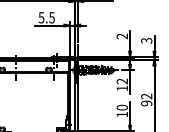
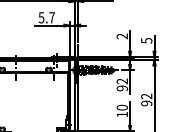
text: 5.5 -> 5.7 (51, 17)
text: 3 -> 5 (146, 40)
text: 12 -> 92 (121, 88)
